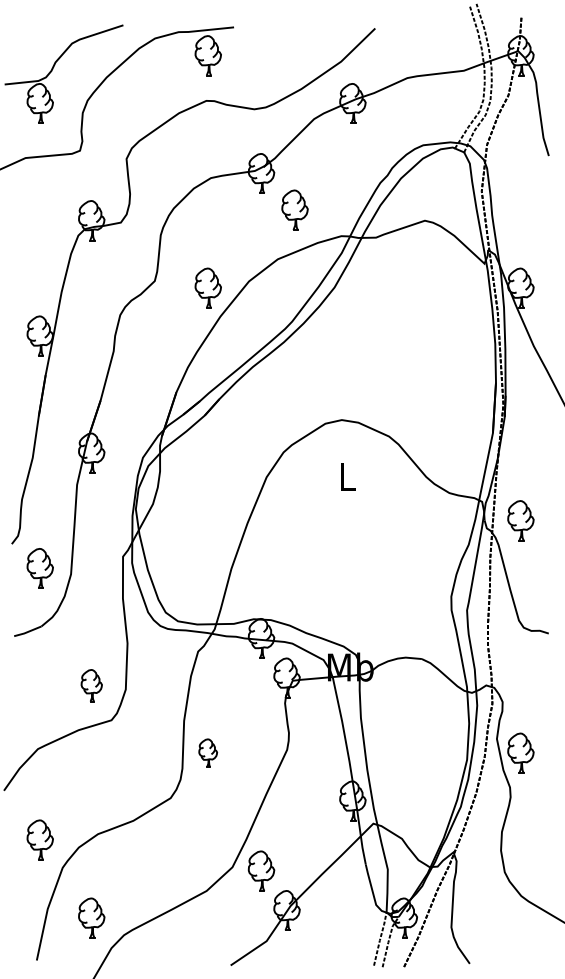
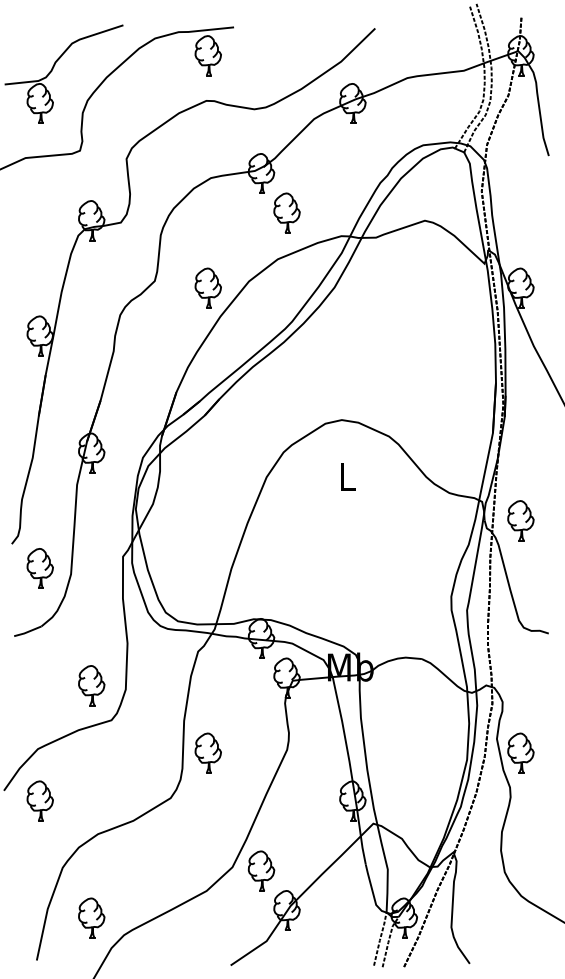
part position: (294, 209) -> (286, 212) (286, 212)
part size: 23x34 px -> 28x42 px (91, 685)
part size: 21x30 px -> 28x42 px (207, 752)
part position: (39, 839) -> (39, 800) (39, 800)
